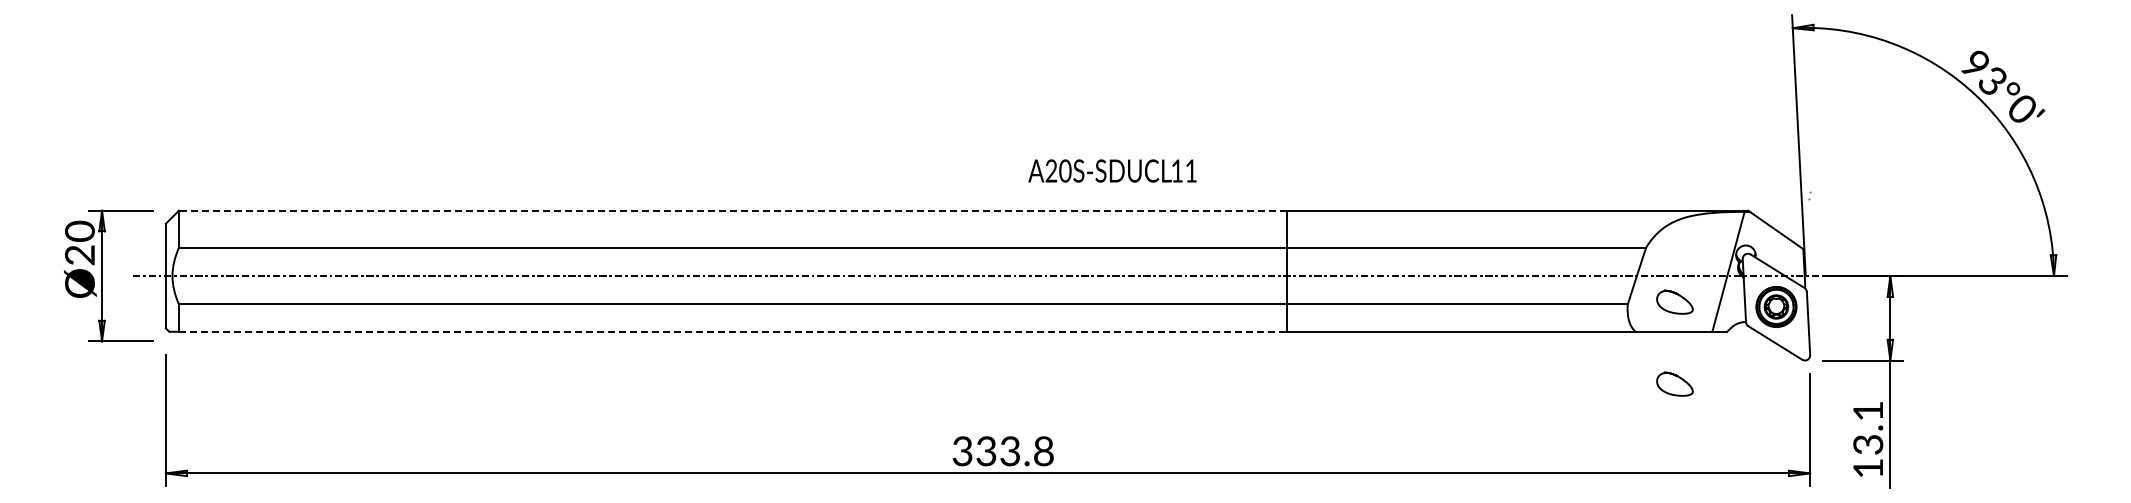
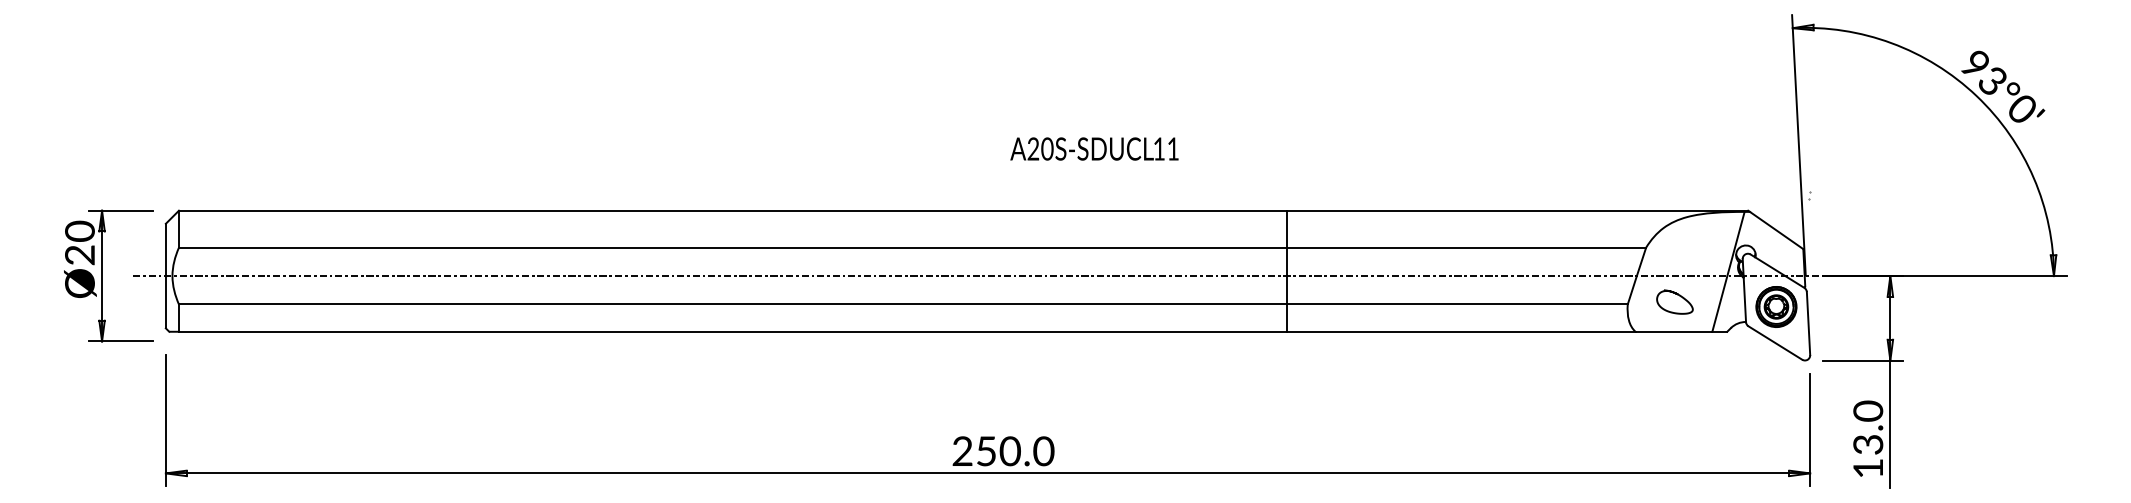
text position: (1112, 170) -> (1094, 148) (1094, 148)
line: dashed -> solid (732, 210)
line: dashed -> solid (733, 331)
curve: present -> none (1677, 377)
text: 13.1 -> 13.0 (1868, 410)
text: 333.8 -> 250.0 (1003, 451)
